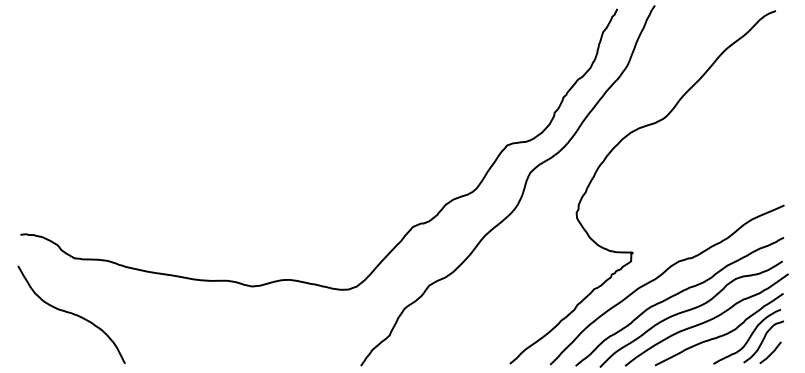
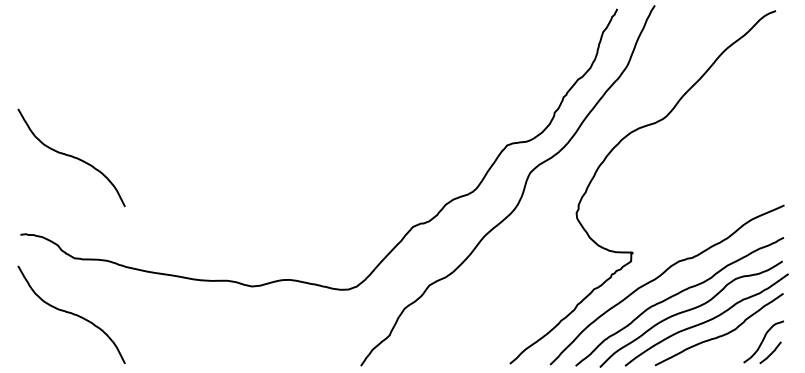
curve: none -> present (71, 157)
curve: present -> none (748, 337)
